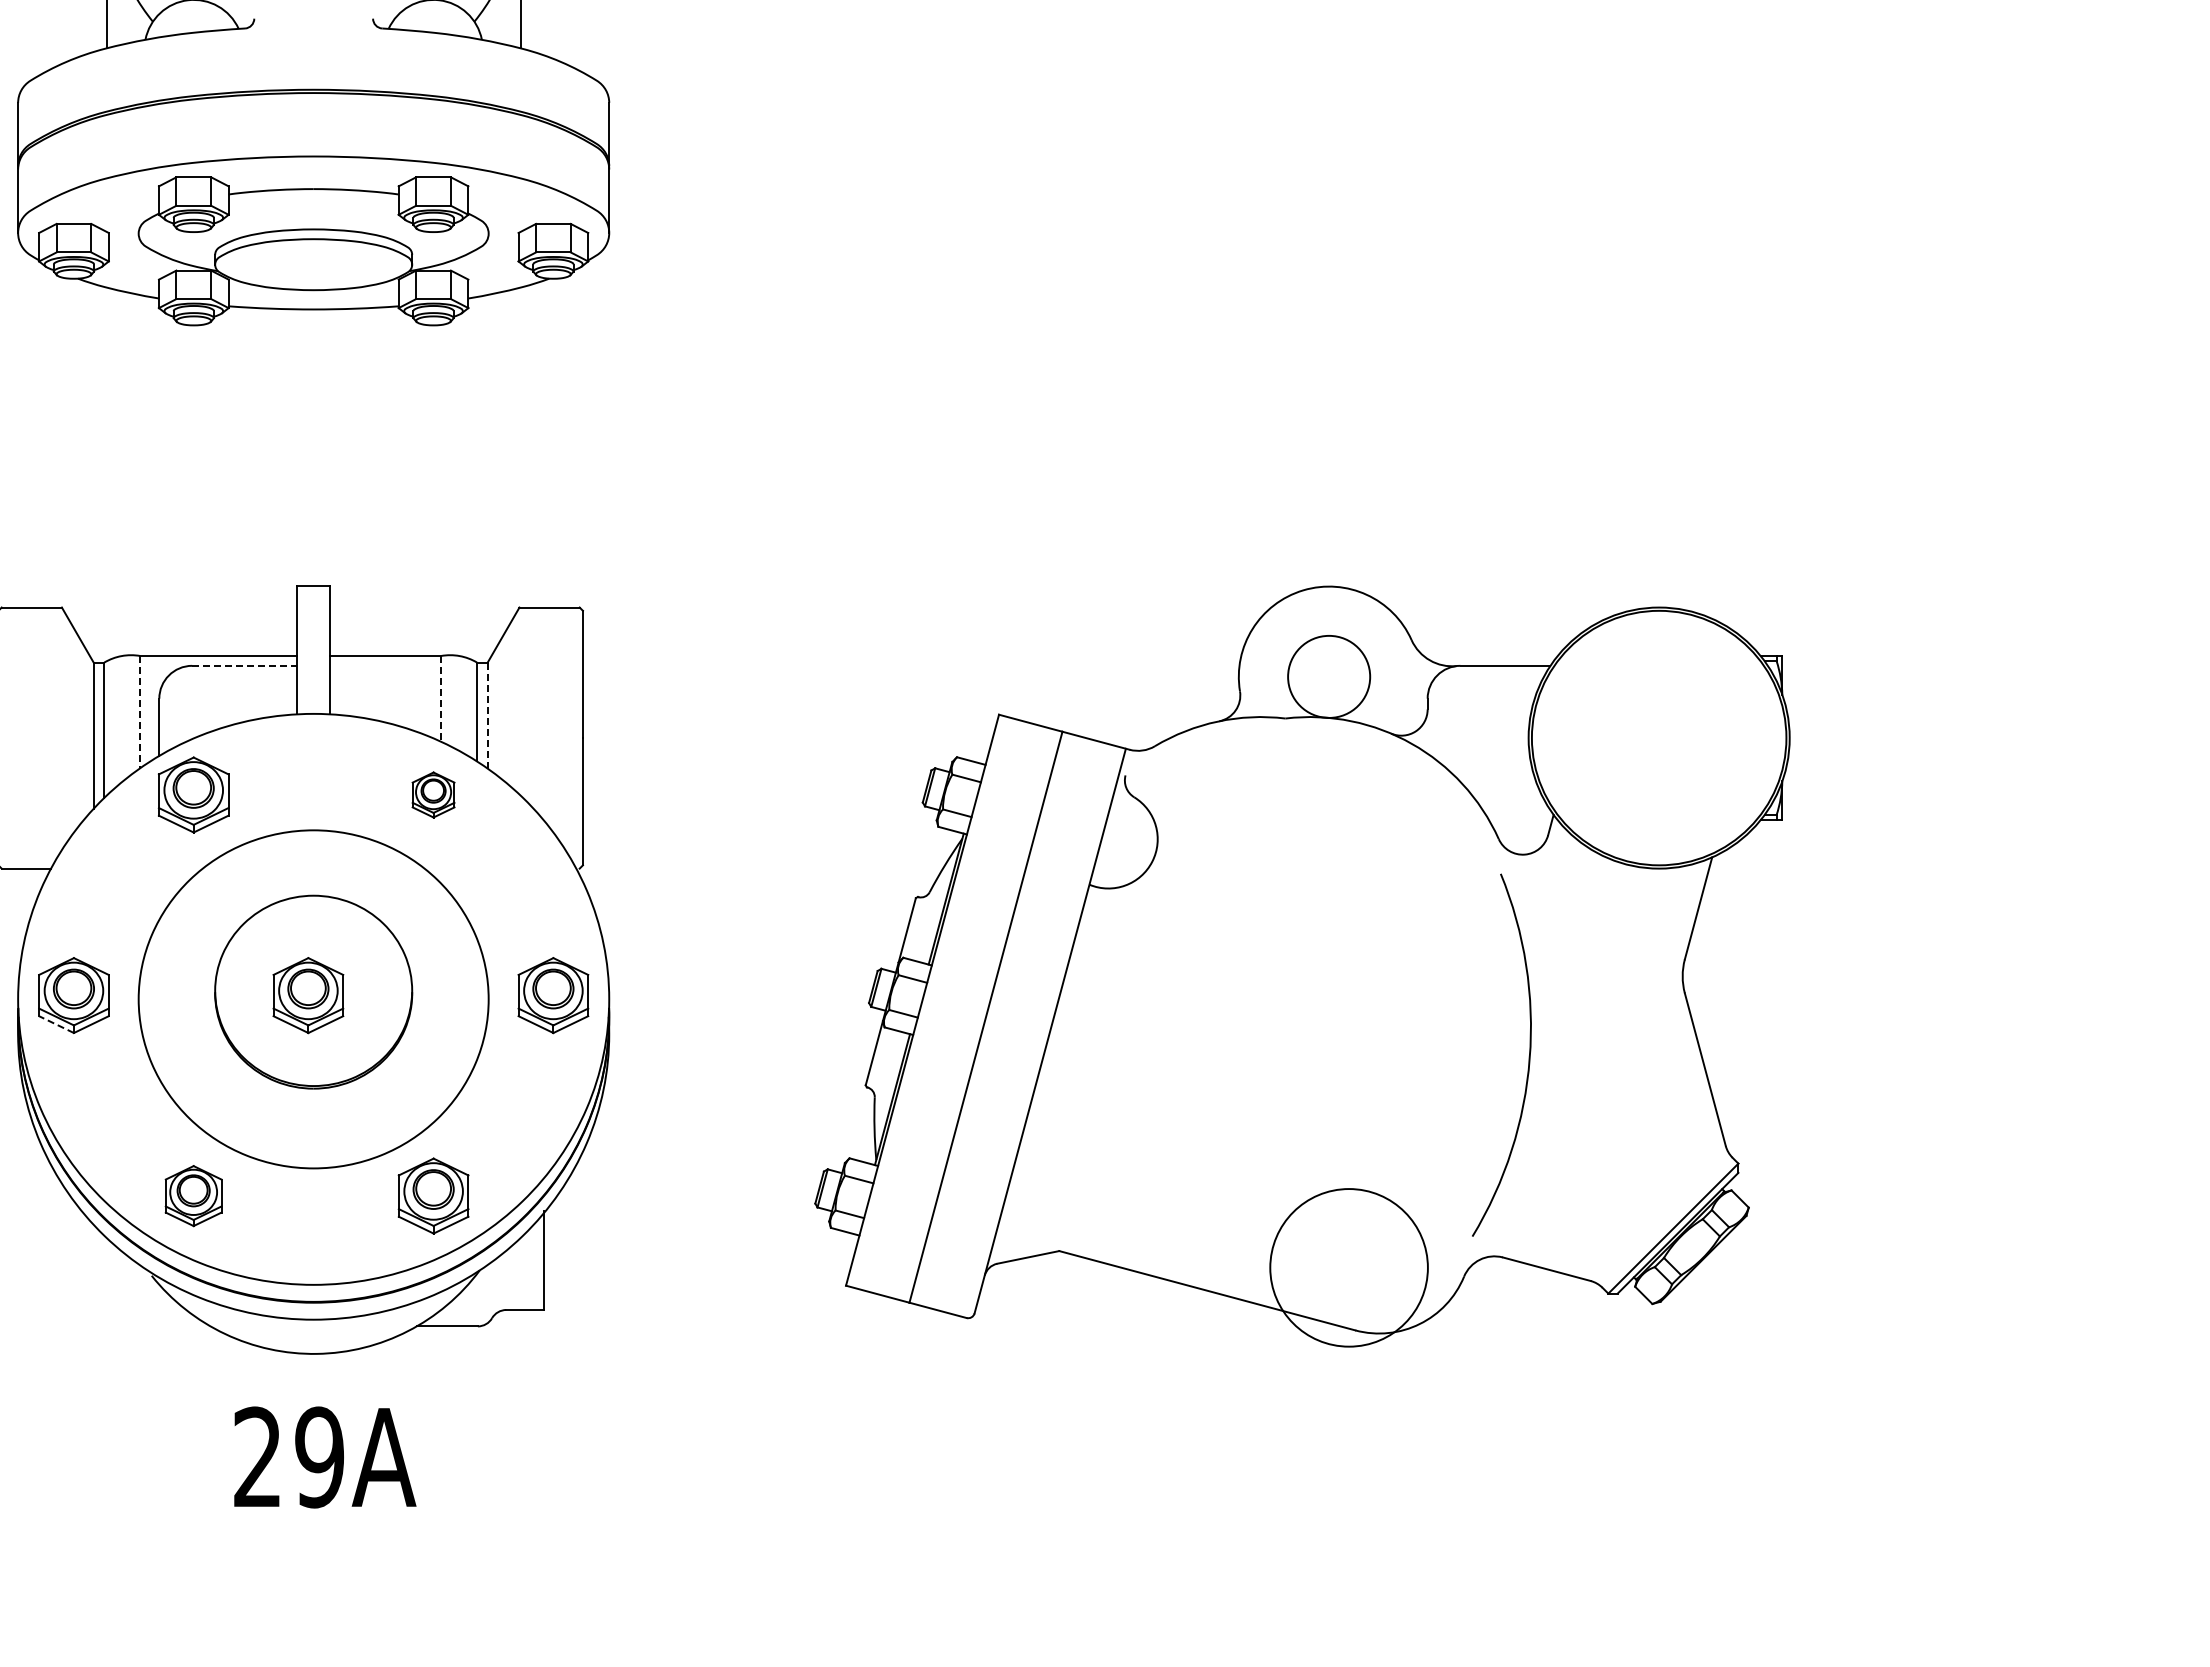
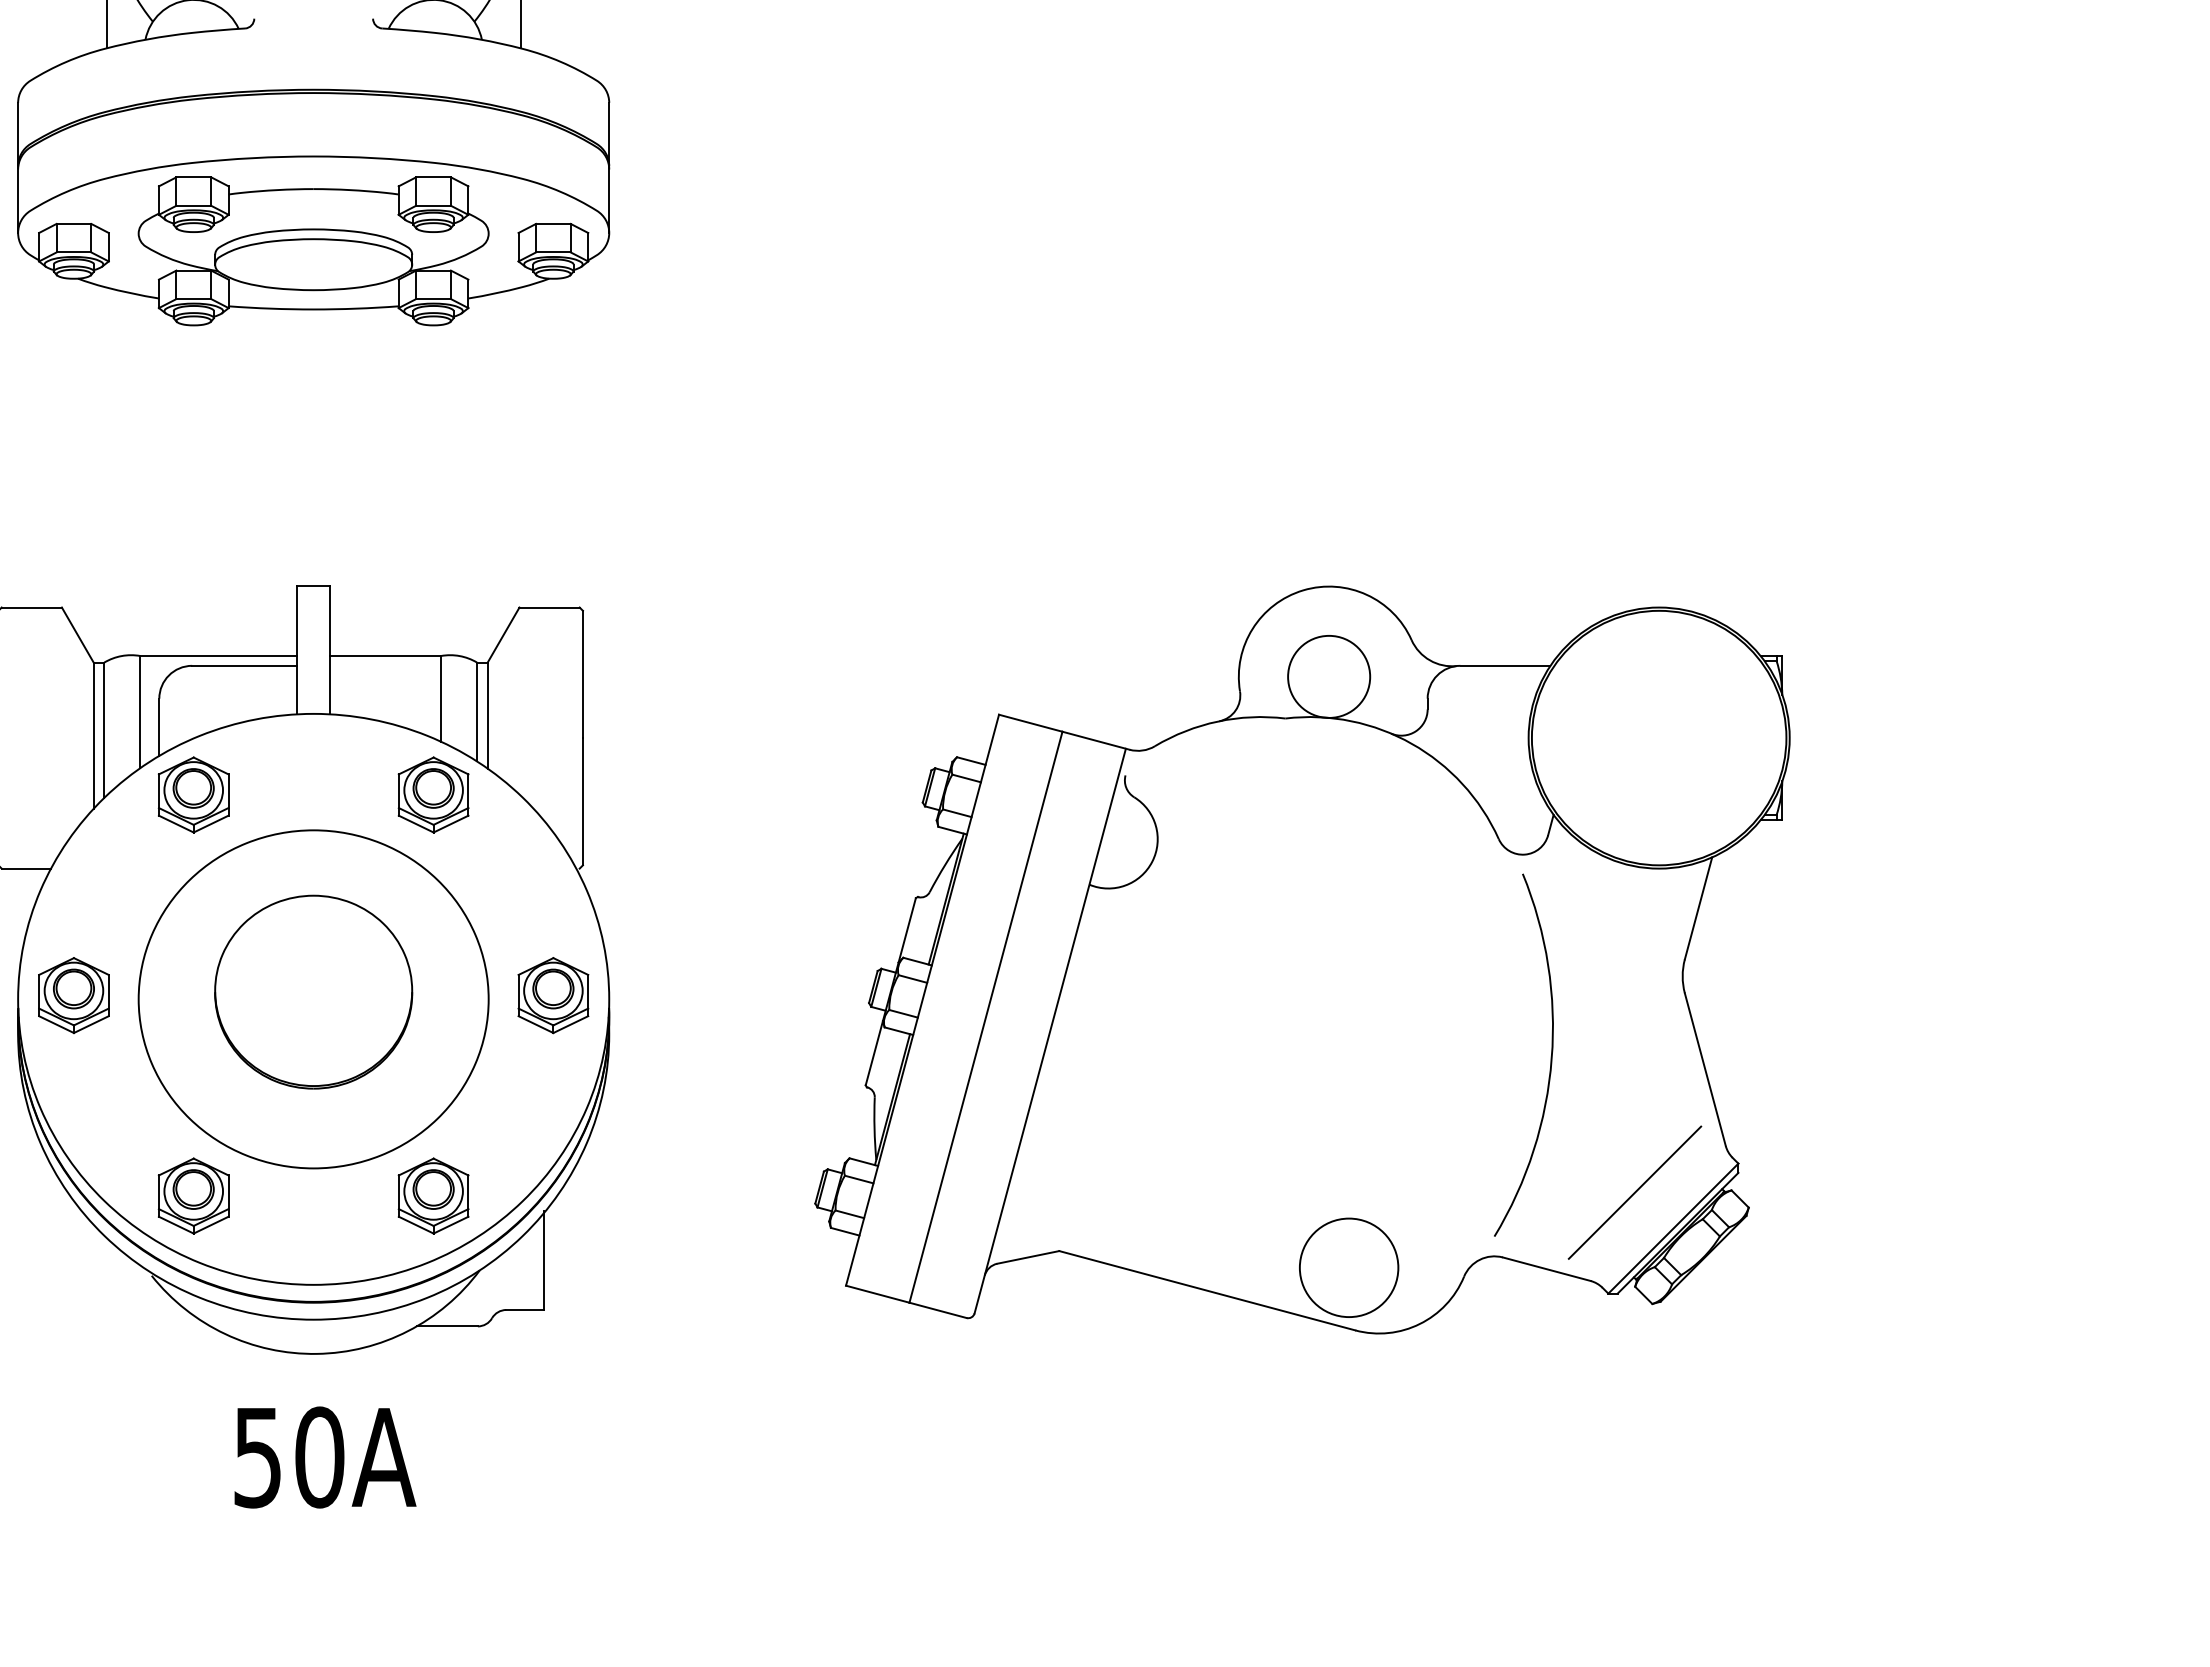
line: dashed -> solid (244, 665)
line: dashed -> solid (441, 698)
line: dashed -> solid (140, 712)
line: dashed -> solid (487, 716)
part size: 45x48 px -> 73x78 px (433, 794)
part: present -> none (308, 995)
line: dashed -> solid (56, 1024)
arc position: (1528, 1056) -> (1550, 1056) (1550, 1056)
line: none -> present (1634, 1192)
part size: 59x63 px -> 73x78 px (193, 1195)
circle diameter: 158 px -> 99 px (1348, 1267)
text: 29A -> 50A (289, 1457)
